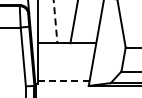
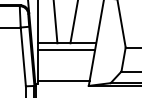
line: dashed -> solid (55, 22)
line: none -> present (66, 49)
line: dashed -> solid (63, 81)
